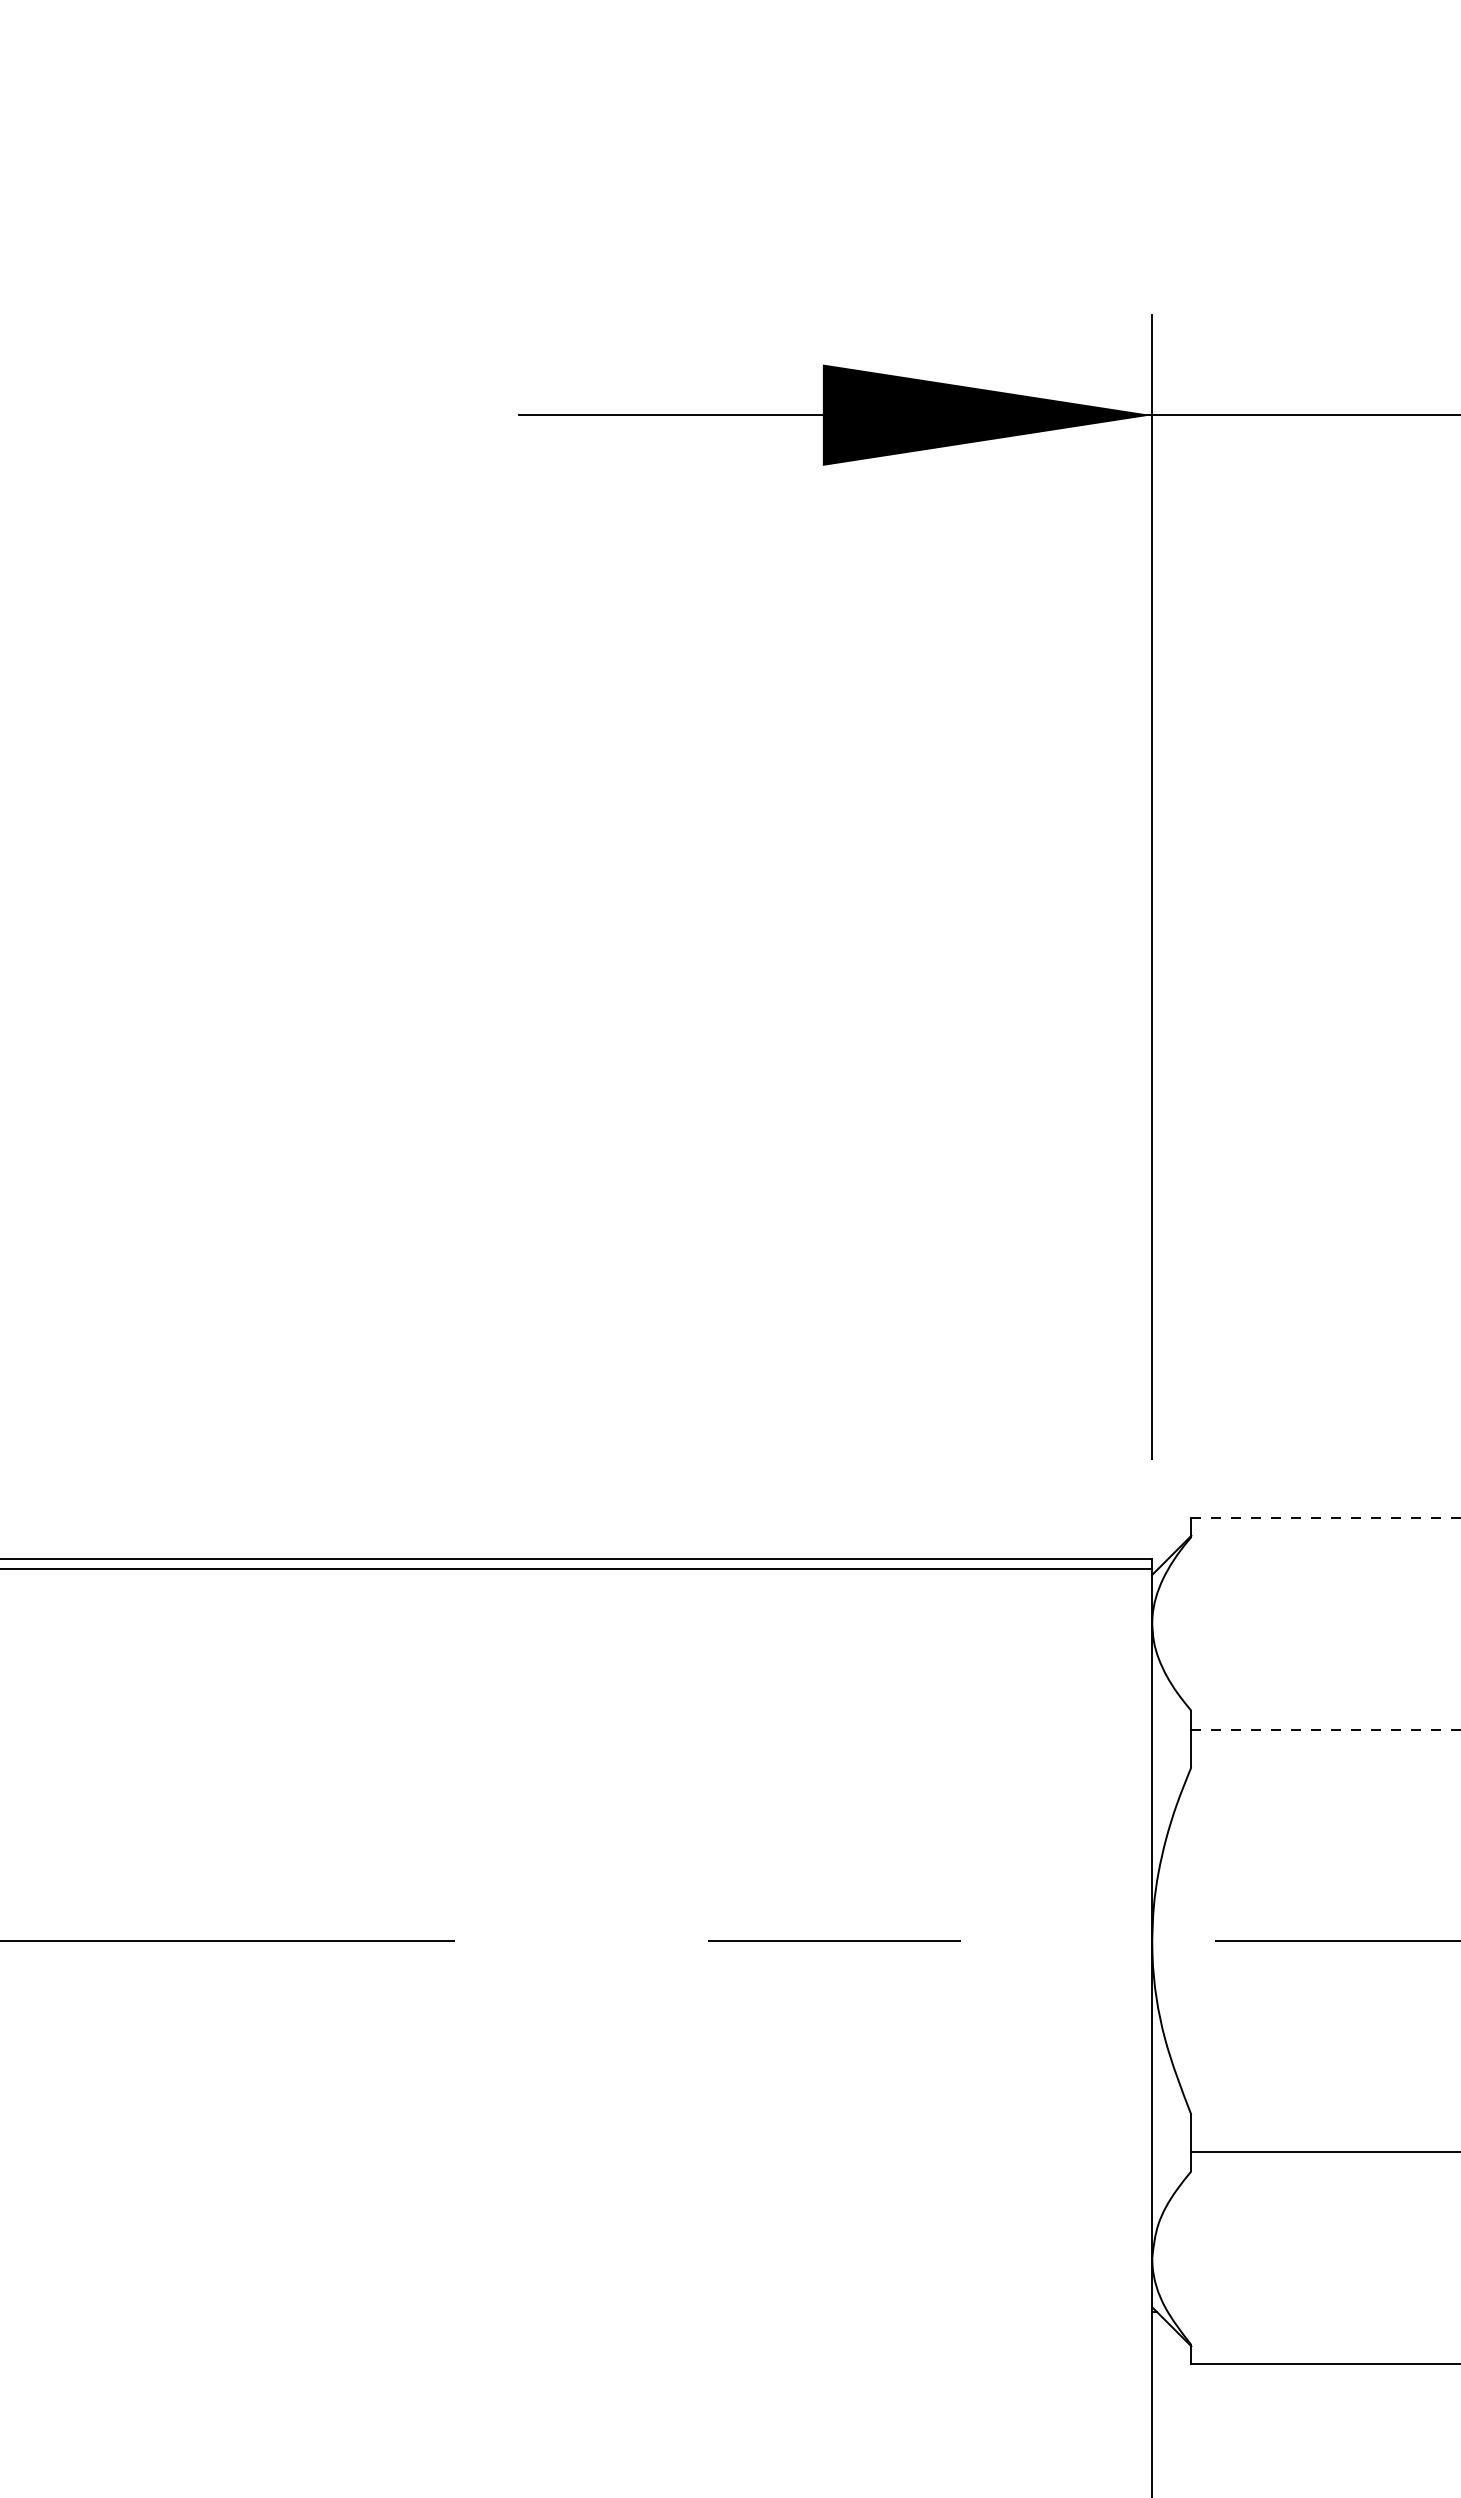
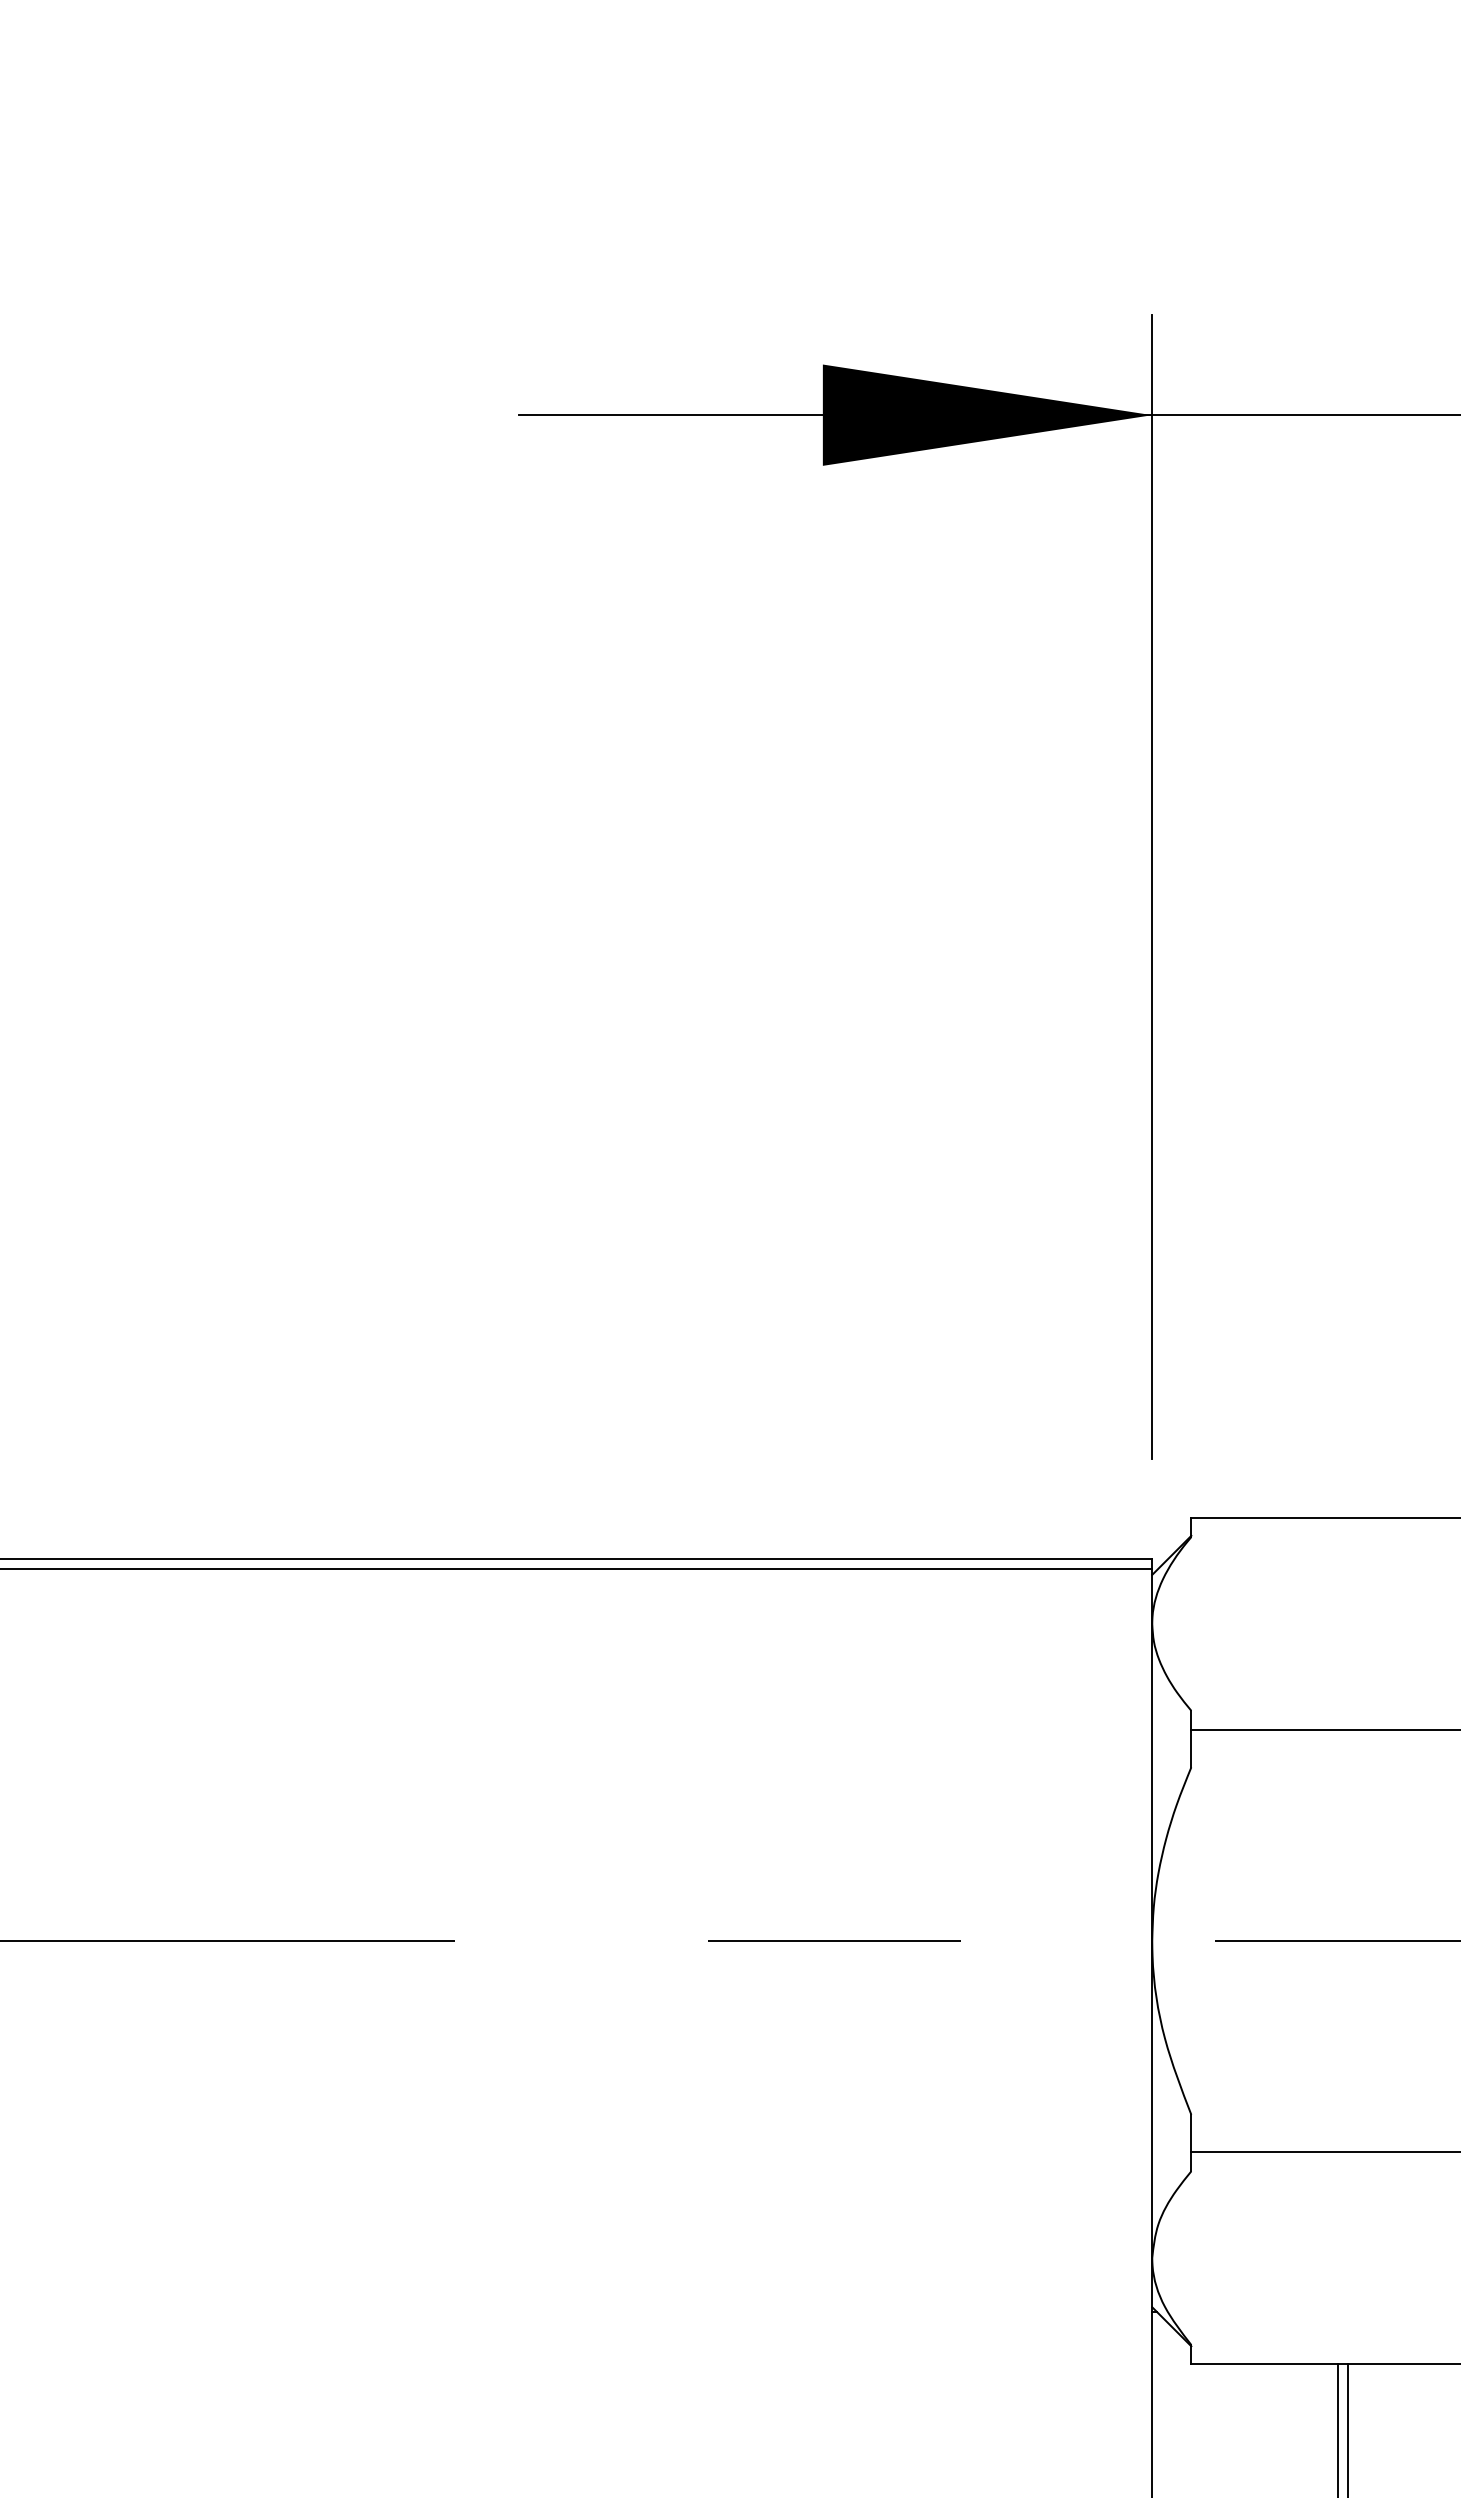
line: dashed -> solid (1326, 1518)
line: dashed -> solid (1326, 1729)
line: none -> present (1338, 2428)
line: none -> present (1347, 2428)
